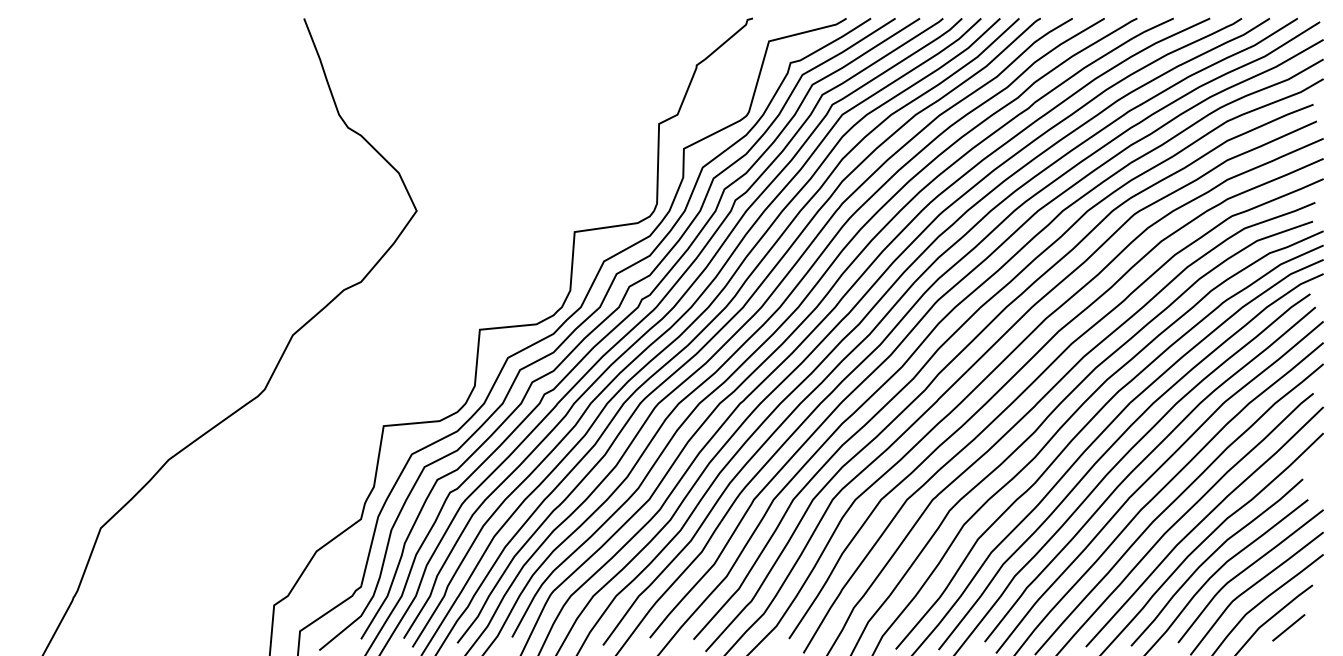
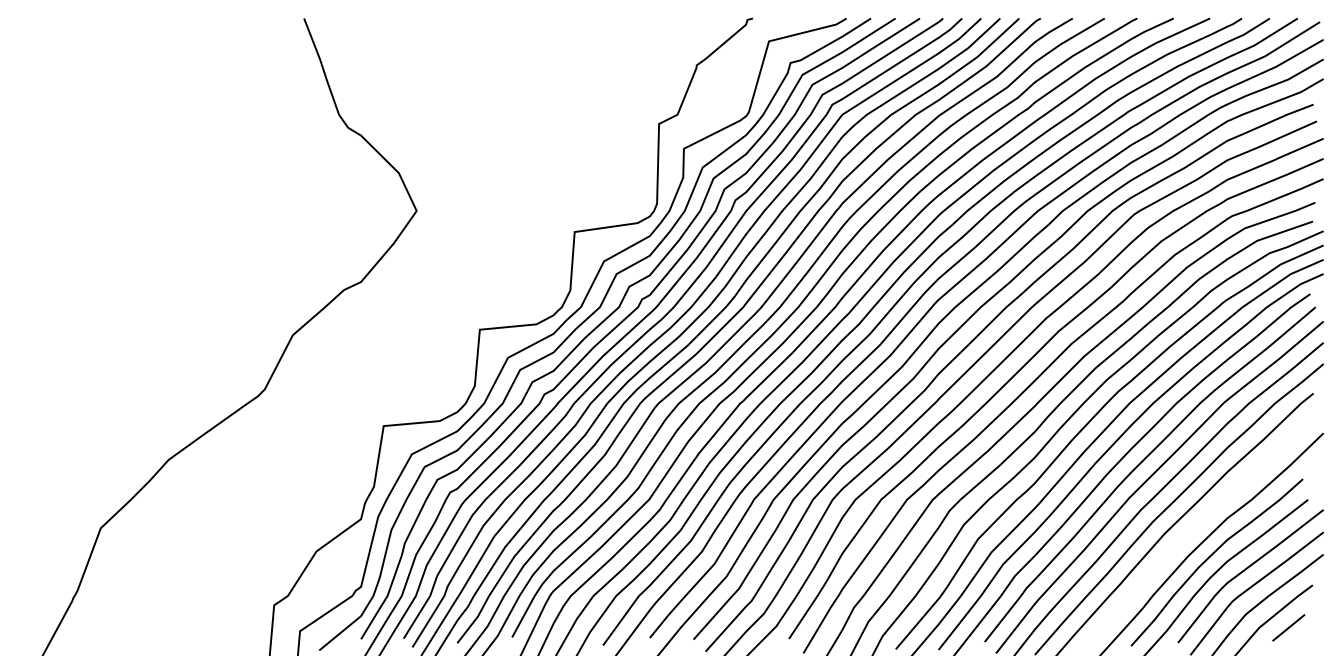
curve: present -> none (1201, 522)
